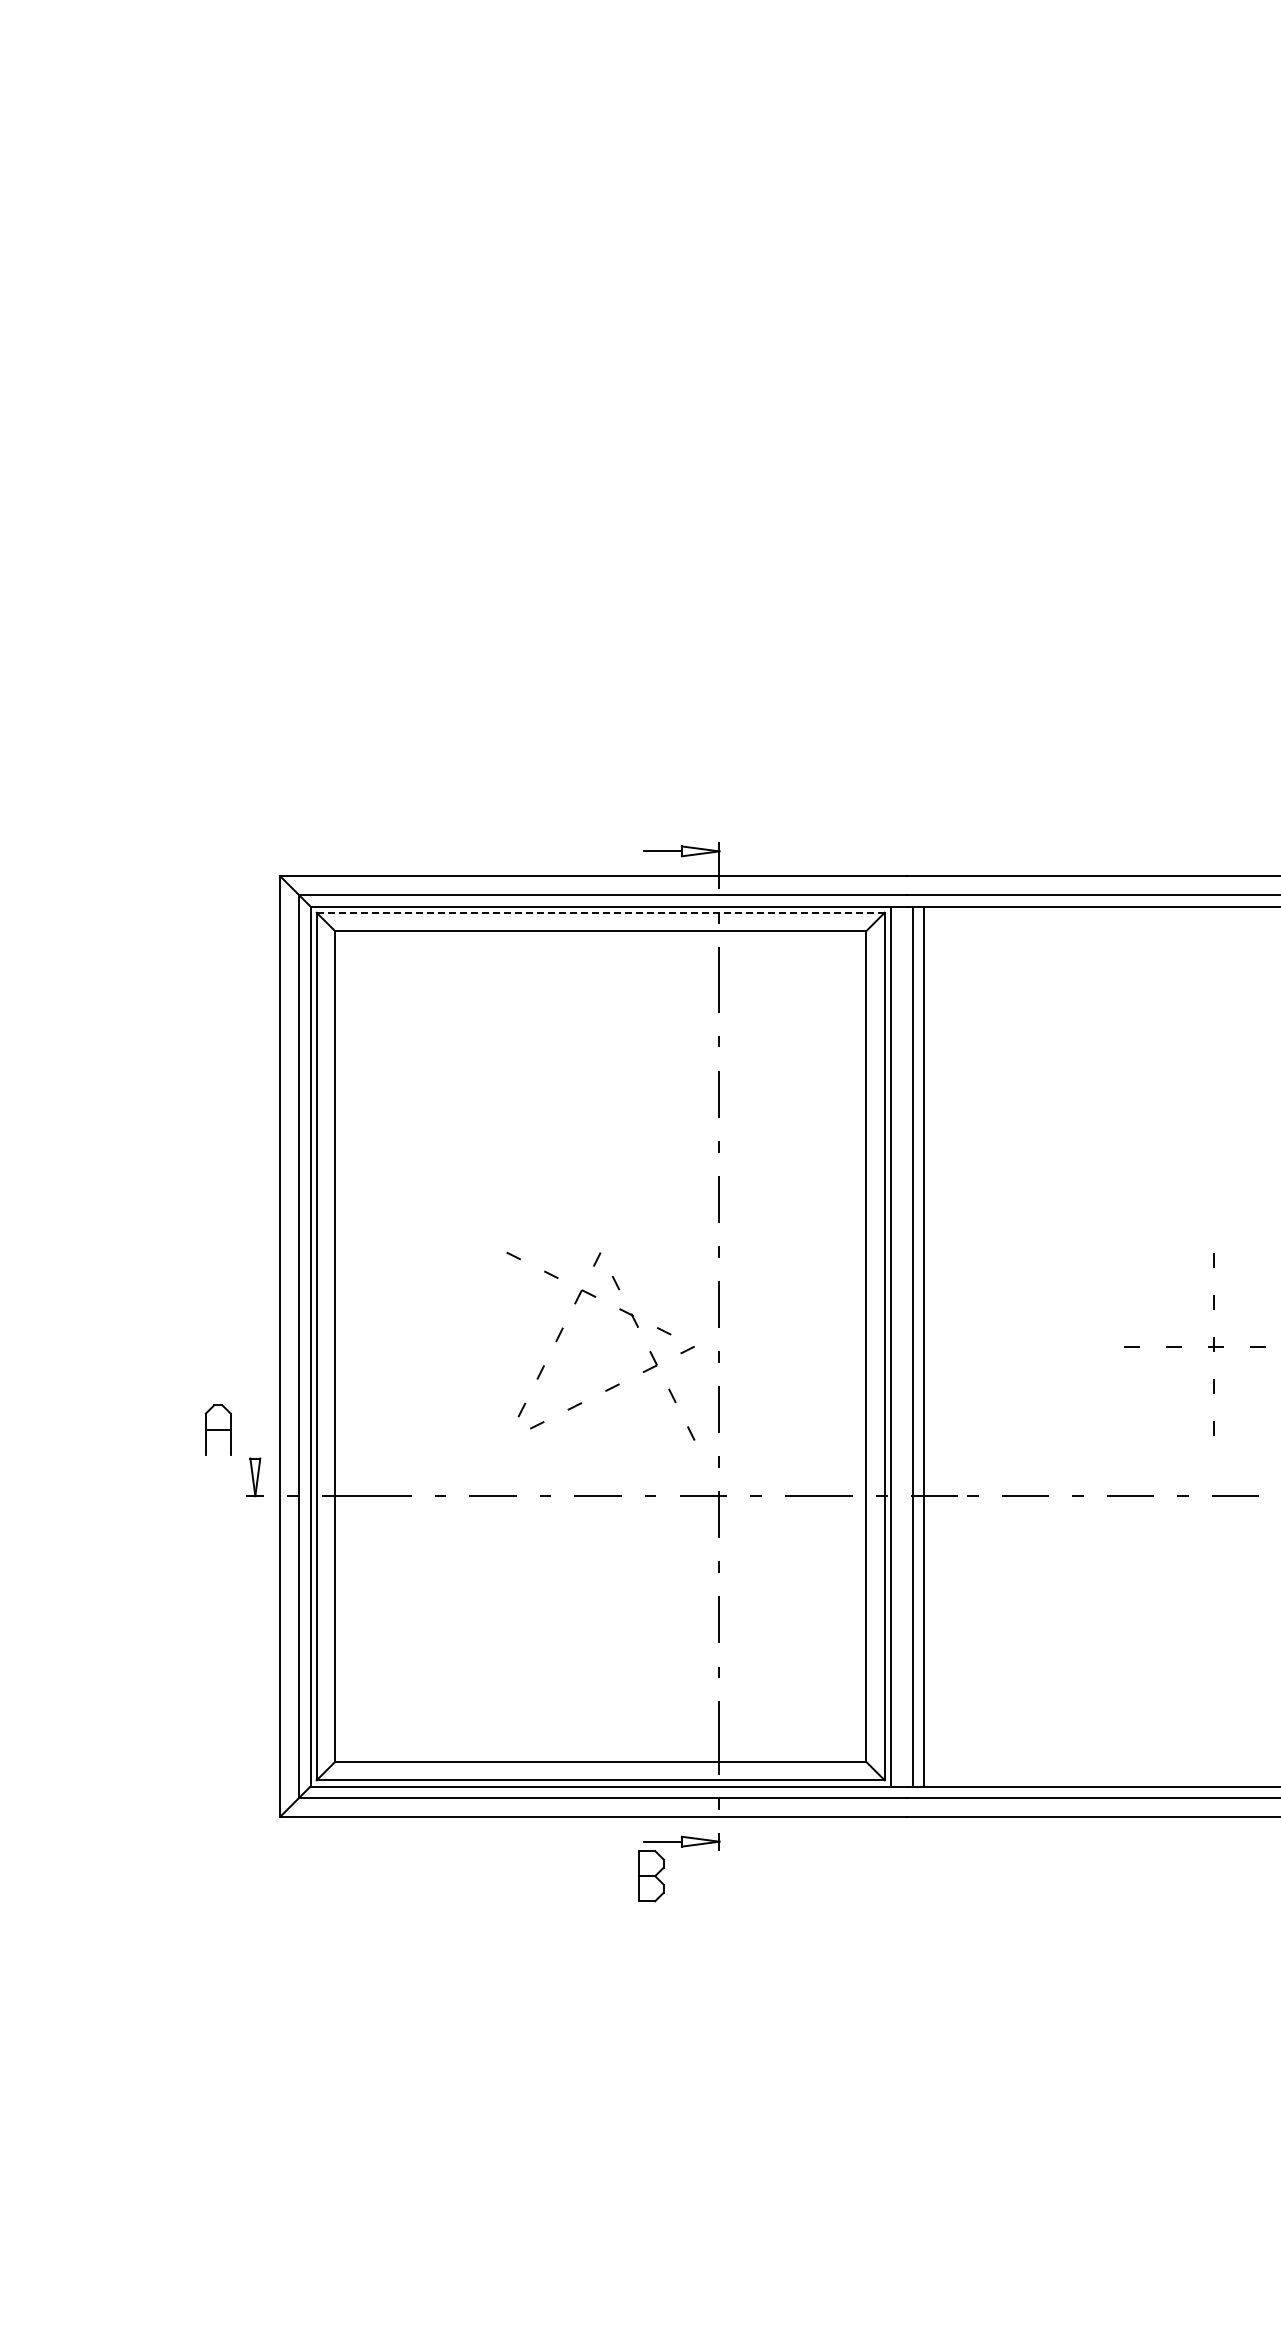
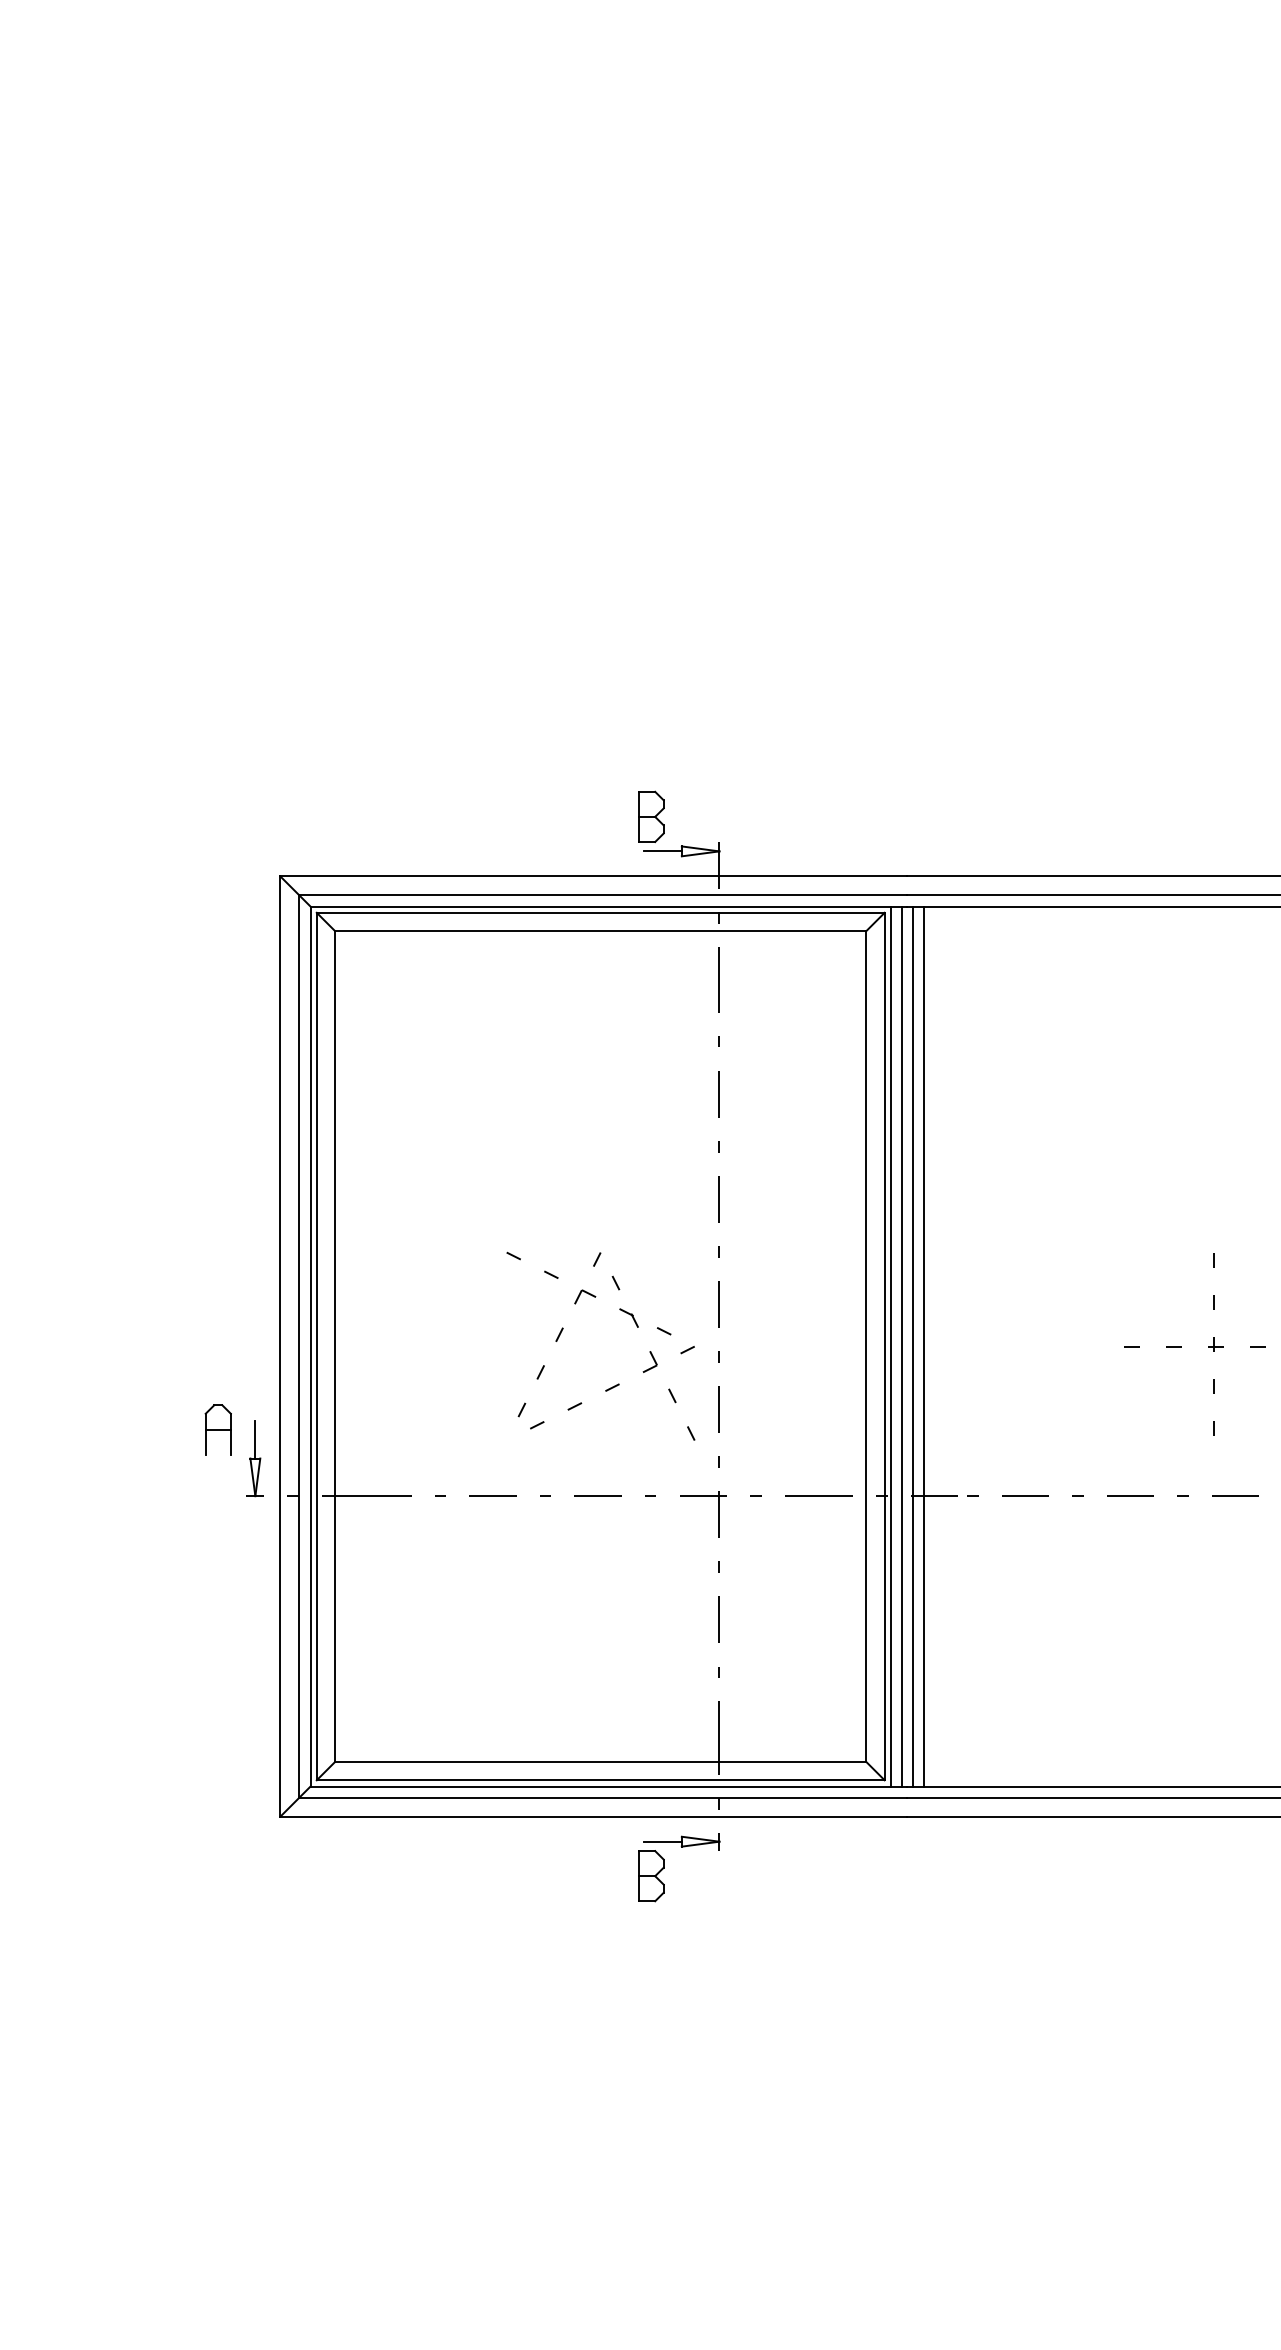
part: none -> present (651, 816)
line: dashed -> solid (600, 912)
line: none -> present (901, 1346)
line: none -> present (255, 1439)
